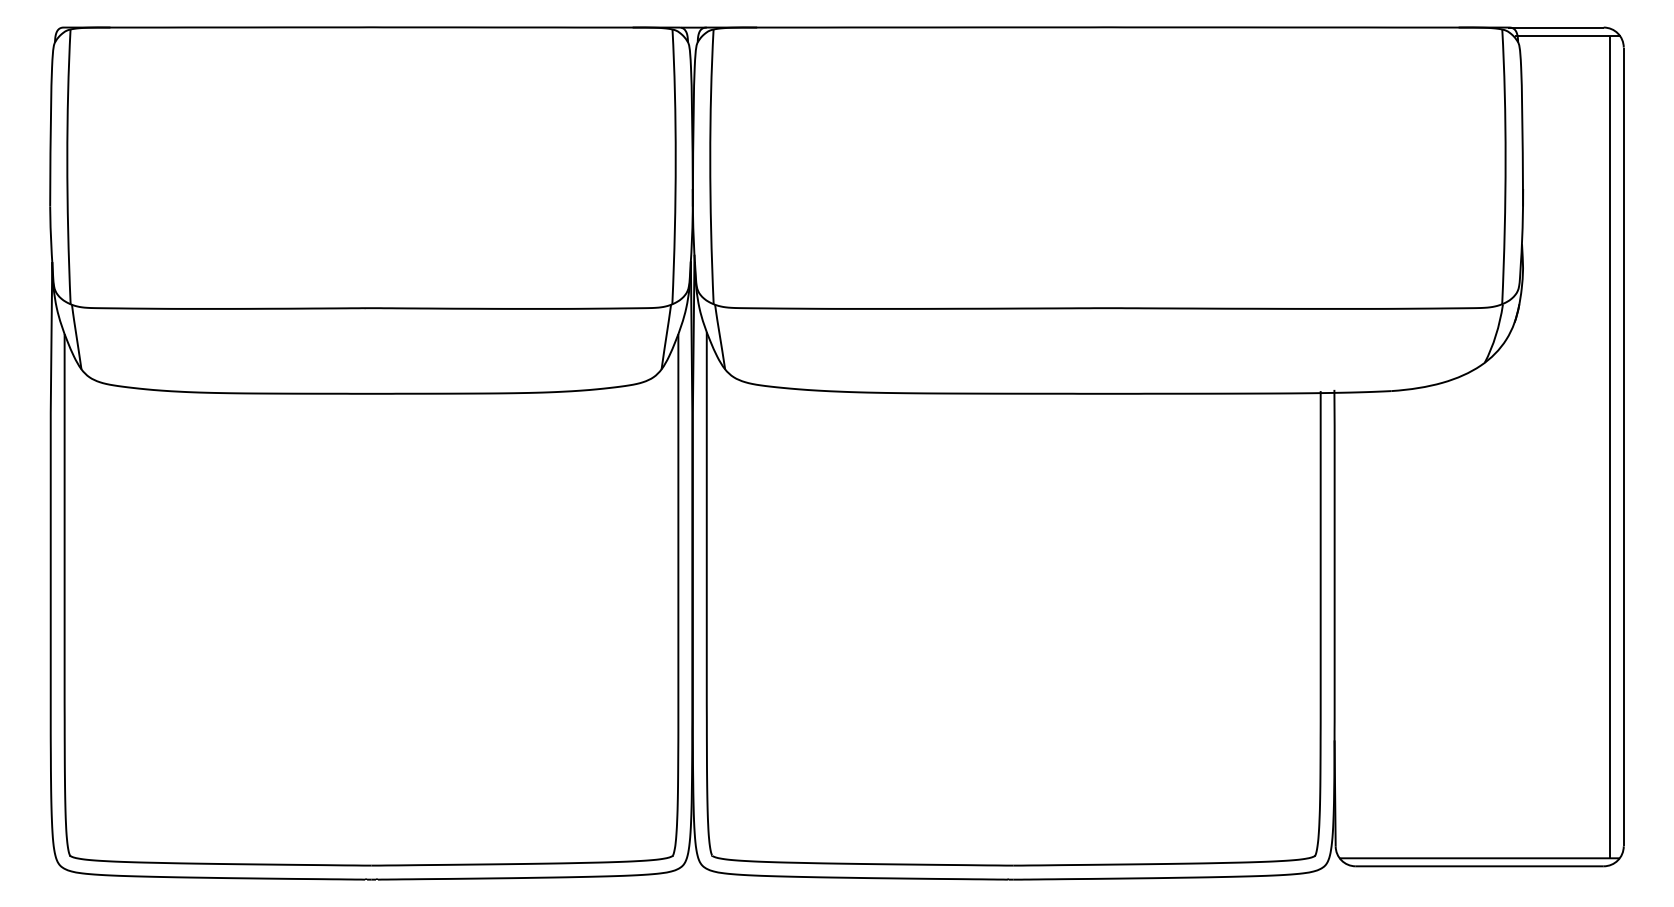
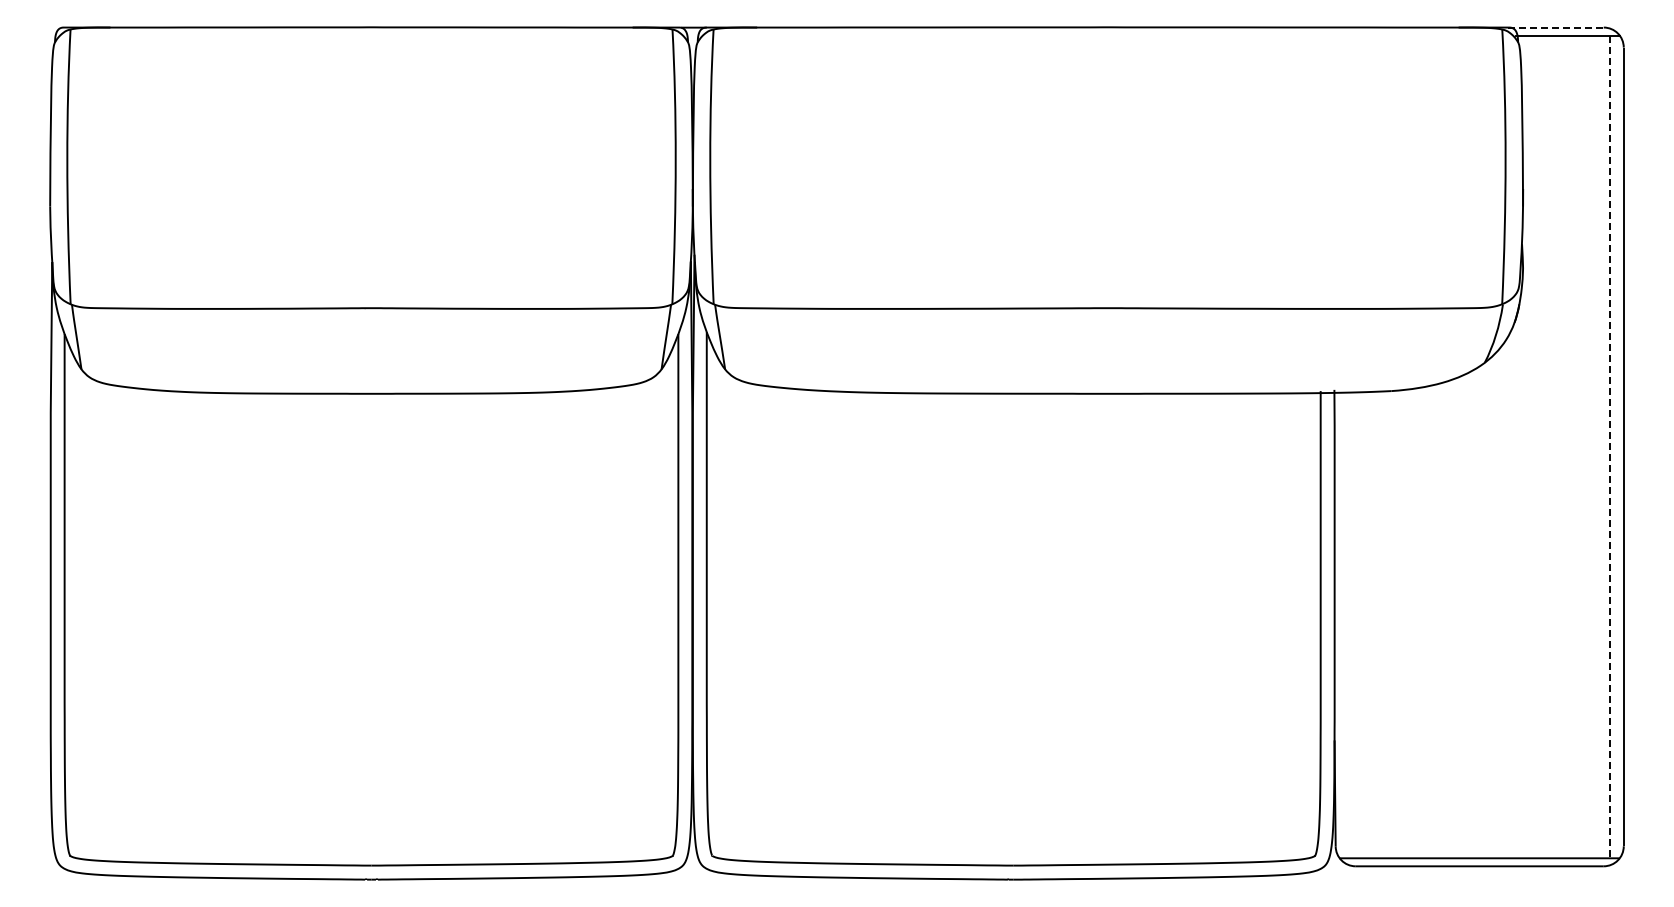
line: solid -> dashed (1555, 27)
line: solid -> dashed (1609, 447)
